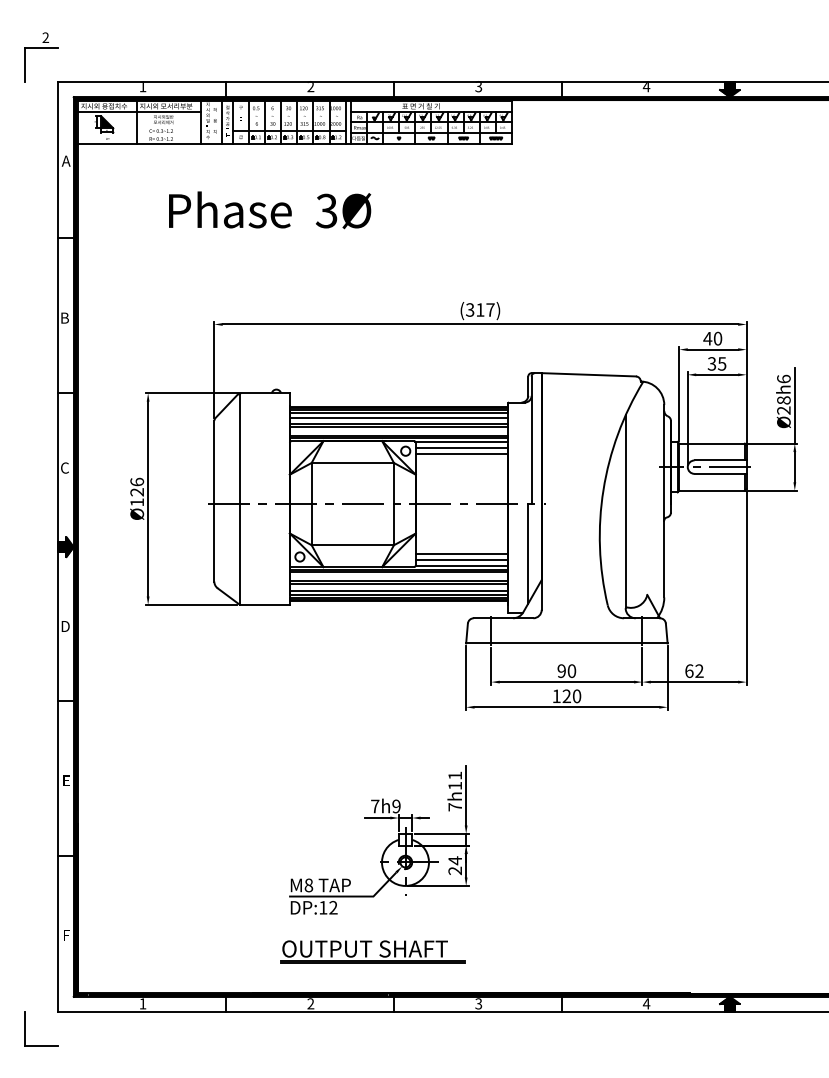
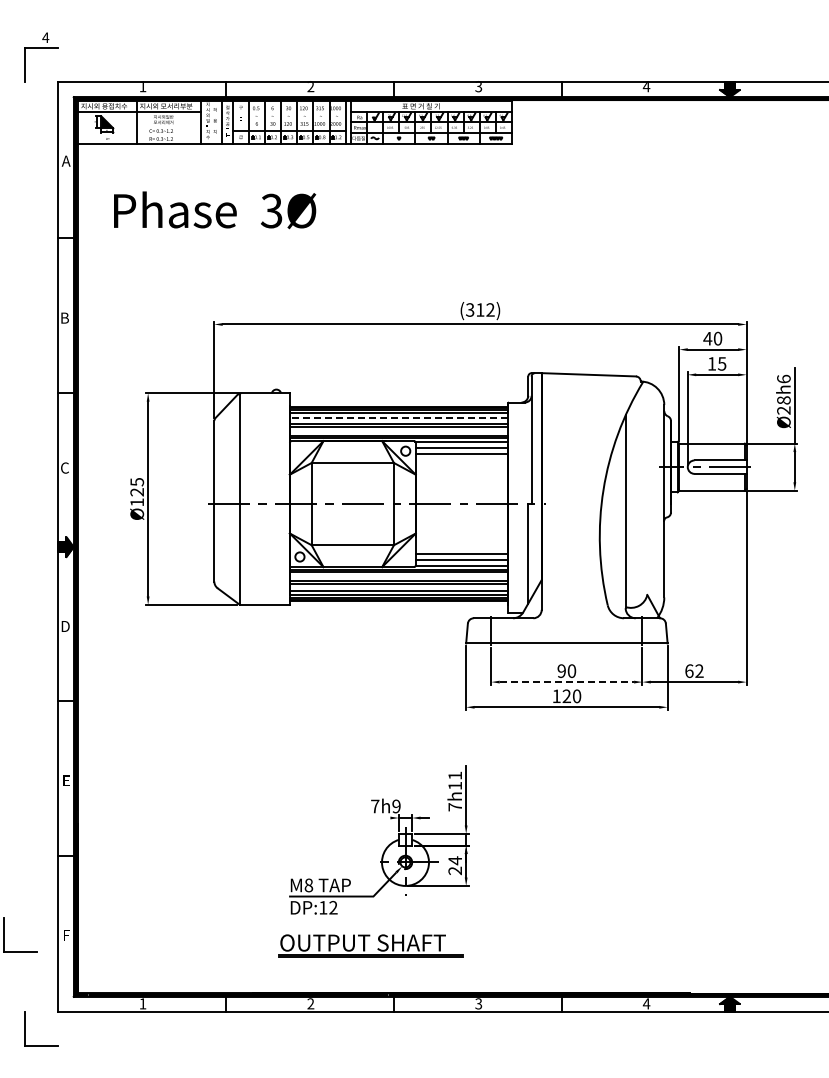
text: 2 -> 4 (45, 37)
text position: (270, 210) -> (215, 210) (215, 210)
text: (317) -> (312) (490, 309)
text: 35 -> 15 (711, 363)
line: solid -> dashed (398, 417)
text: Ø126 -> Ø125 (137, 481)
line: solid -> dashed (567, 682)
line: present -> none (377, 818)
part: none -> present (4, 934)
part position: (372, 951) -> (370, 945) (370, 945)
